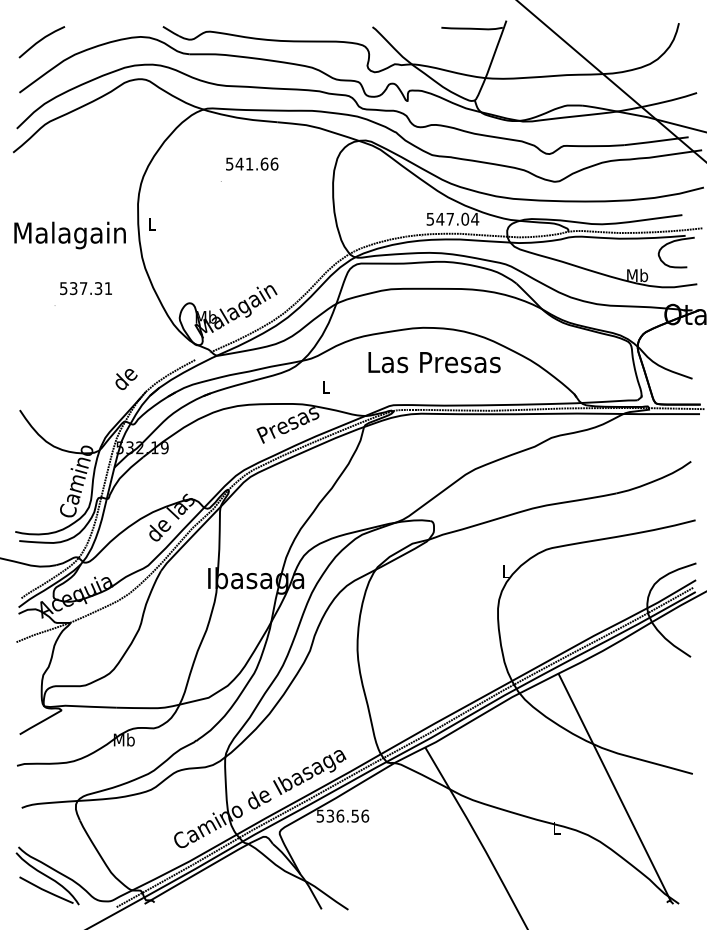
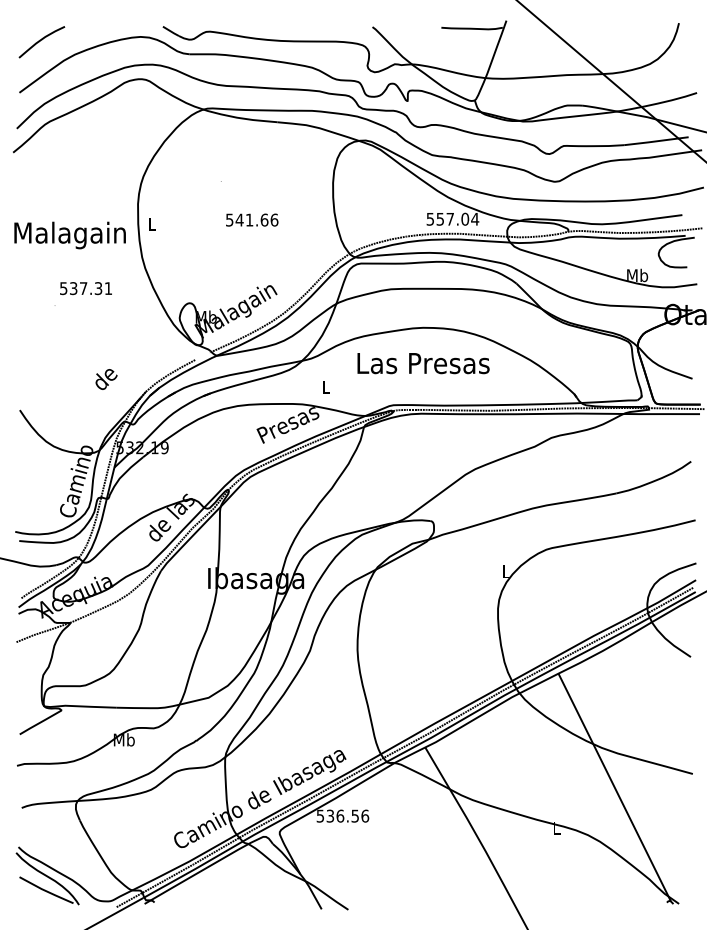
text position: (252, 163) -> (252, 219) (252, 219)
text: 547.04 -> 557.04 (440, 219)
text position: (434, 362) -> (423, 363) (423, 363)
text position: (126, 379) -> (106, 379) (106, 379)
